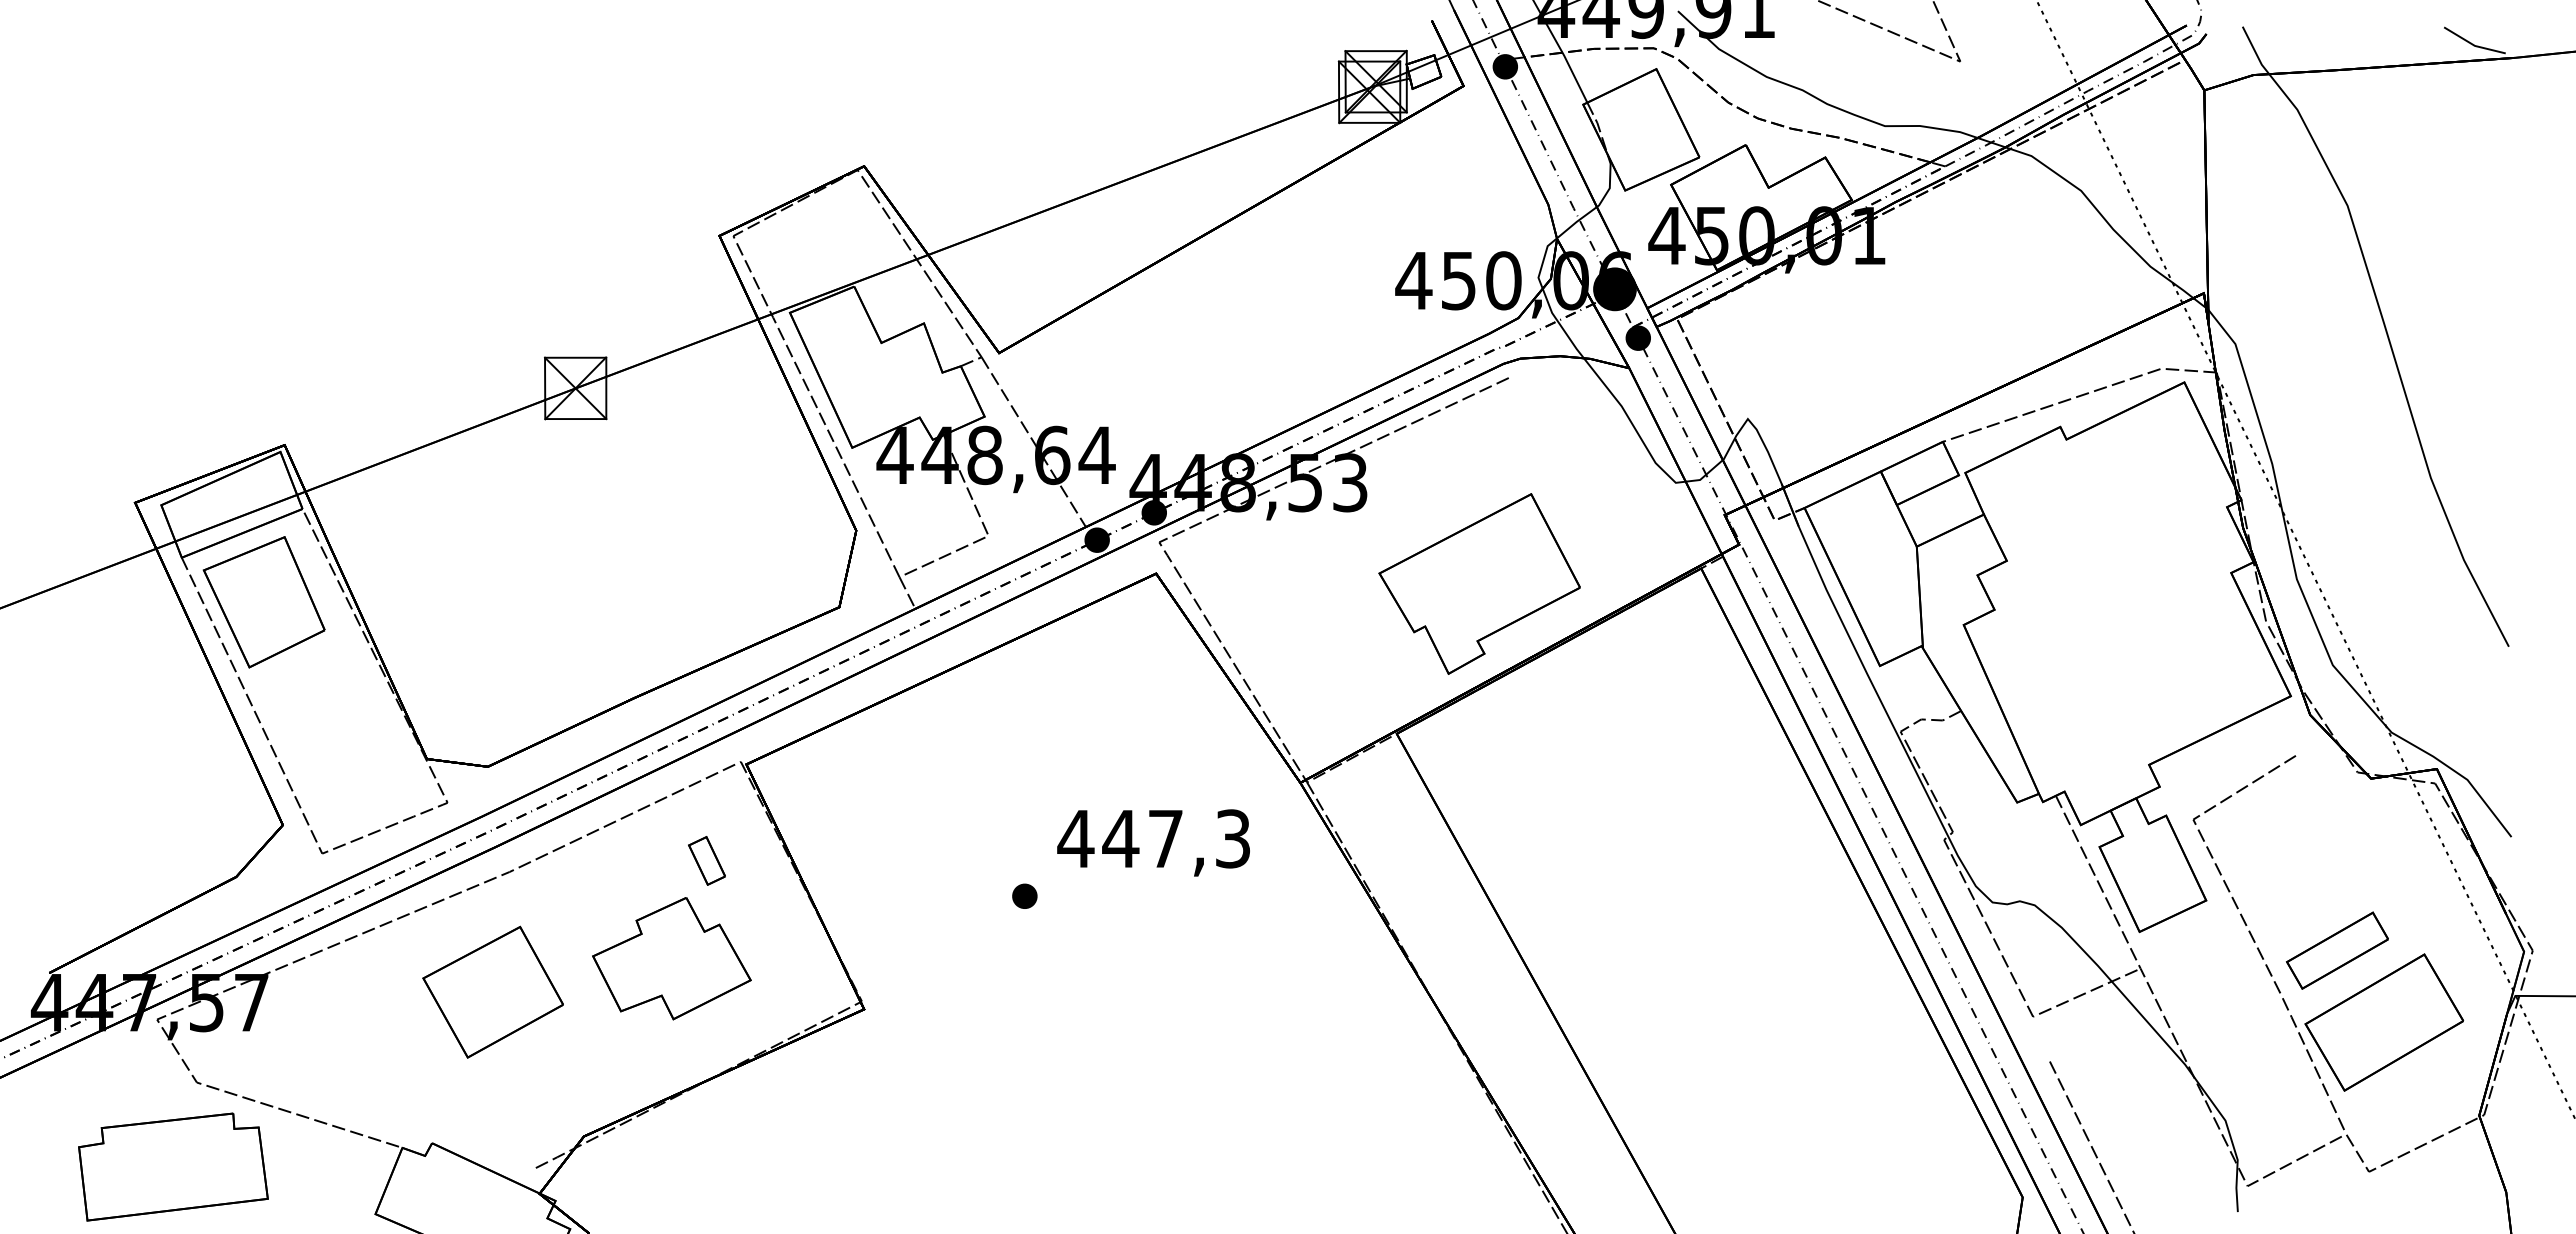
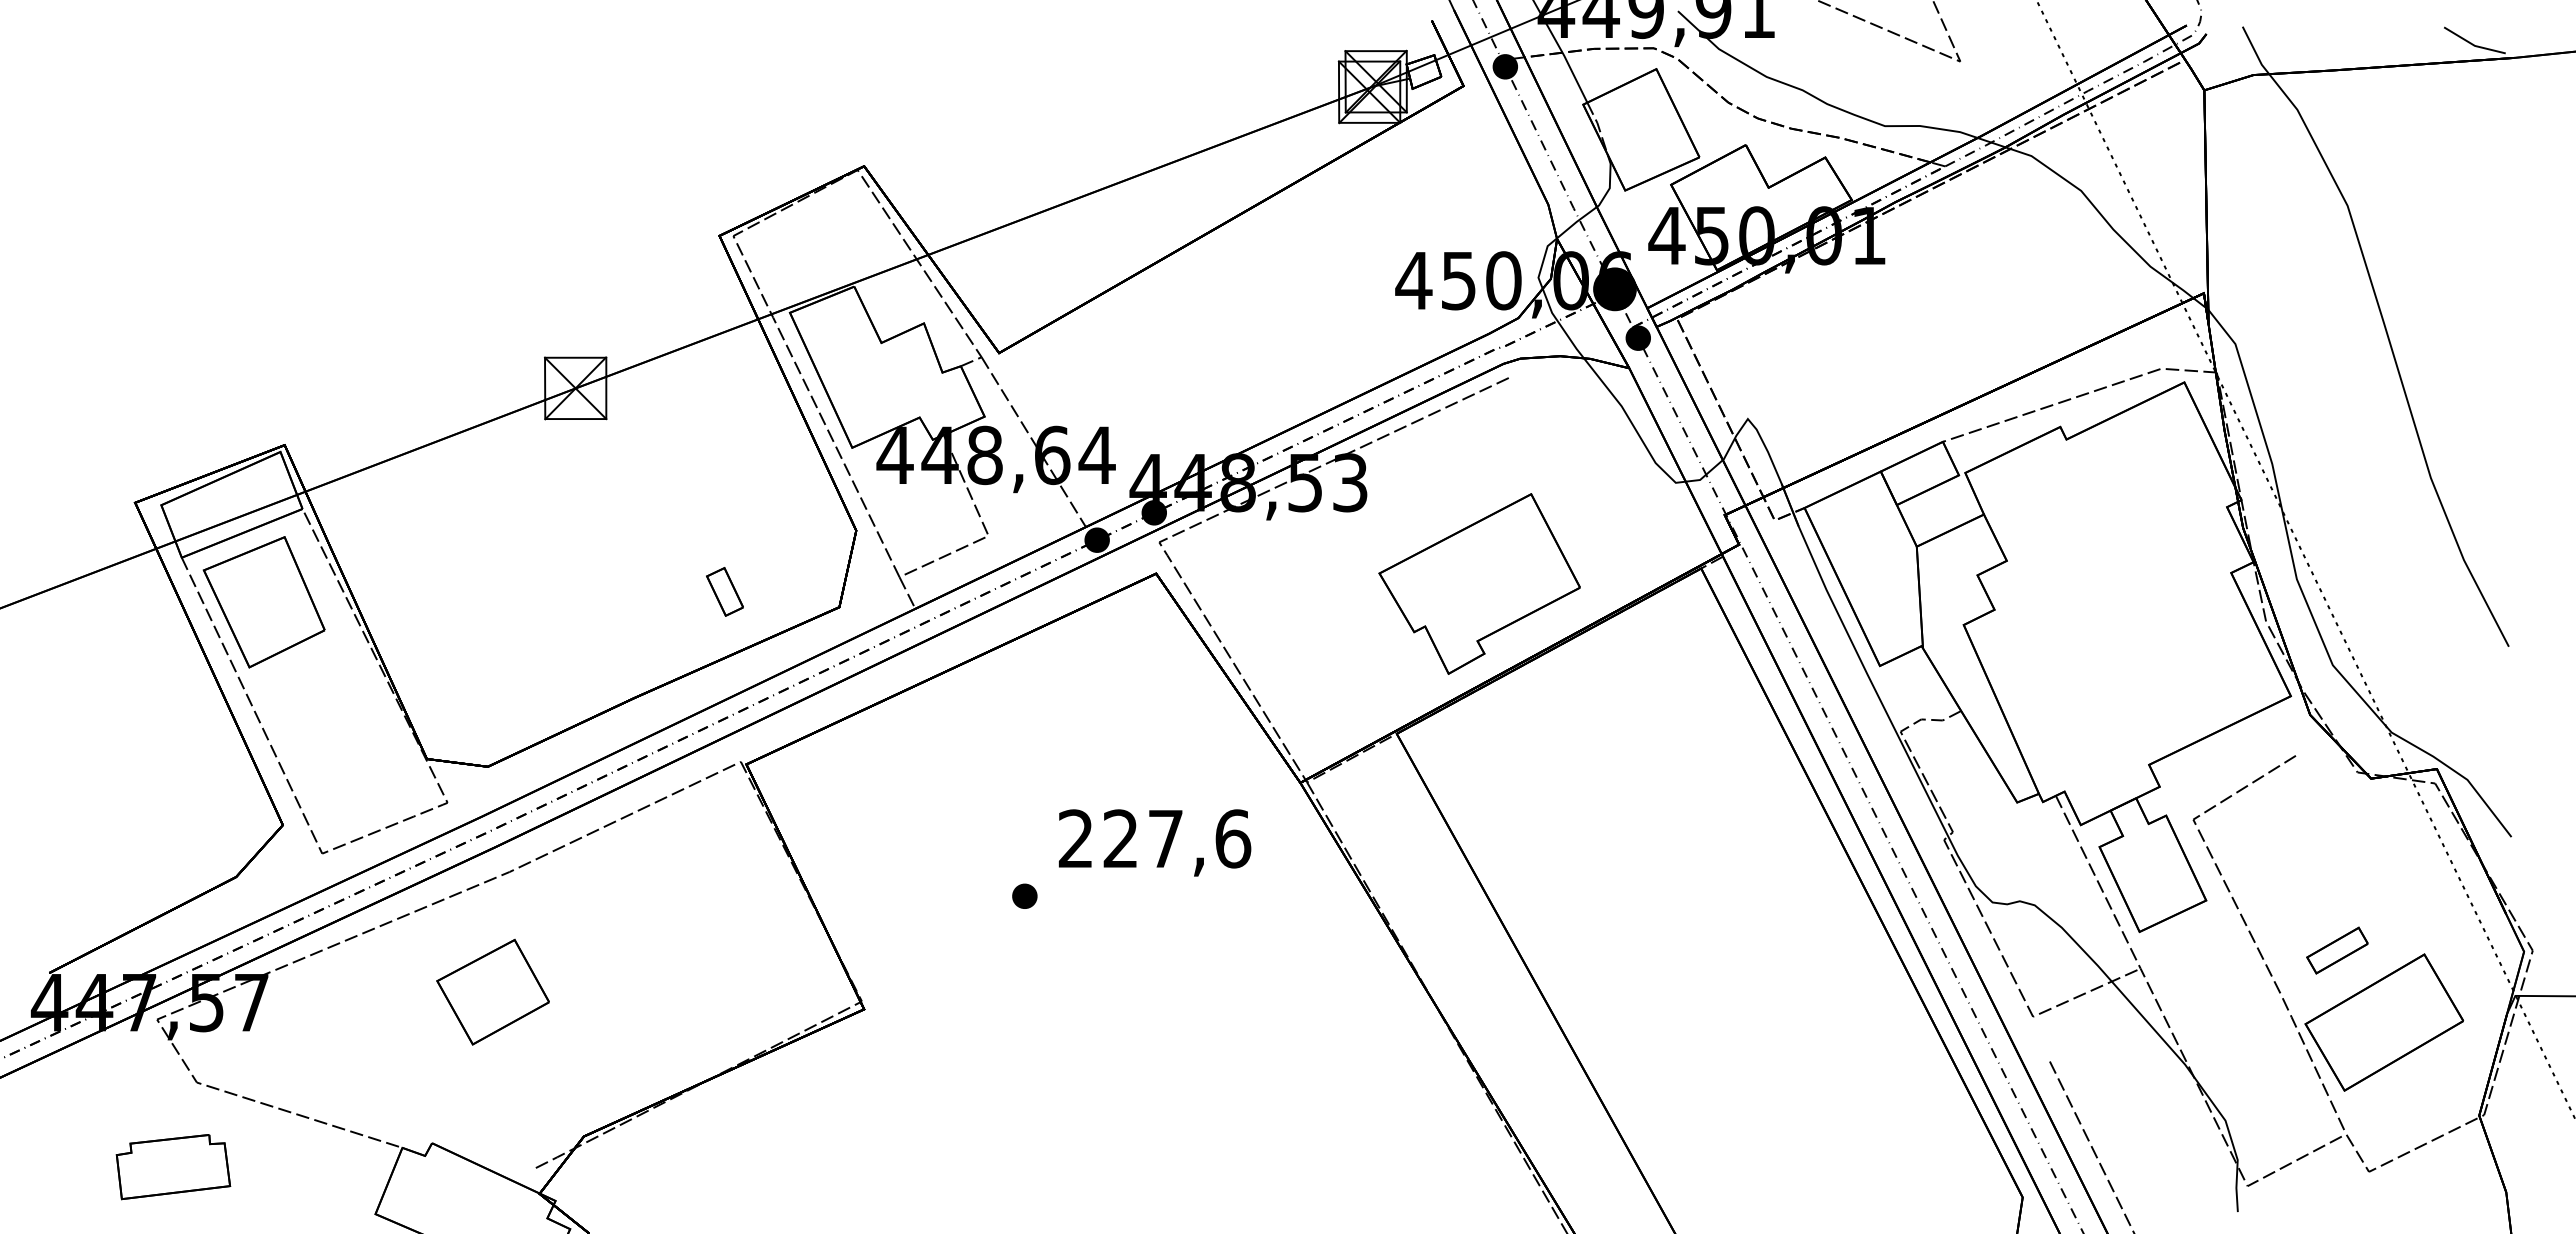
text: 447,3 -> 227,6 (1154, 838)
part position: (706, 860) -> (724, 591) (724, 591)
part size: 103x79 px -> 63x49 px (2337, 950)
part: present -> none (671, 958)
part size: 142x134 px -> 114x108 px (492, 991)
part size: 191x110 px -> 117x67 px (173, 1167)
